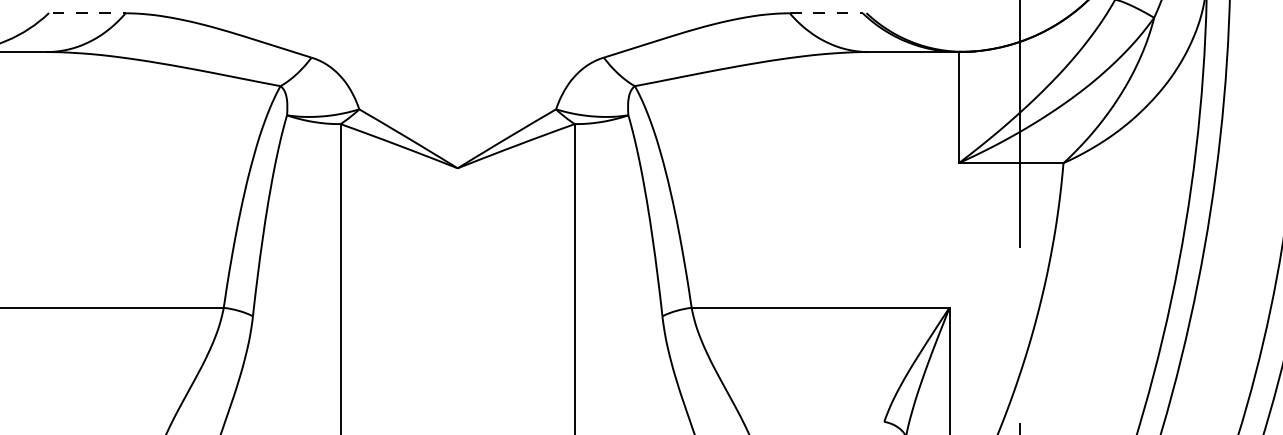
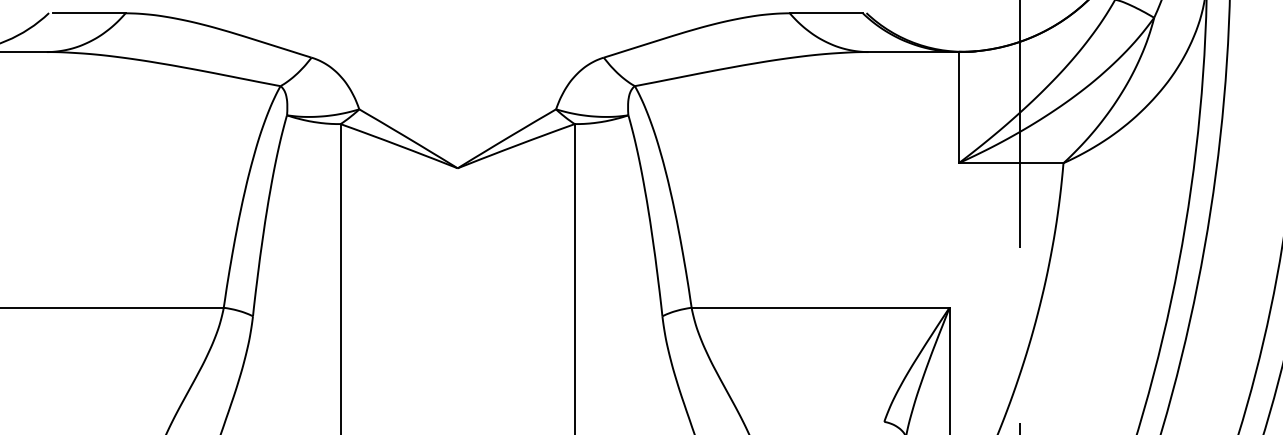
line: dashed -> solid (89, 13)
line: dashed -> solid (826, 13)
